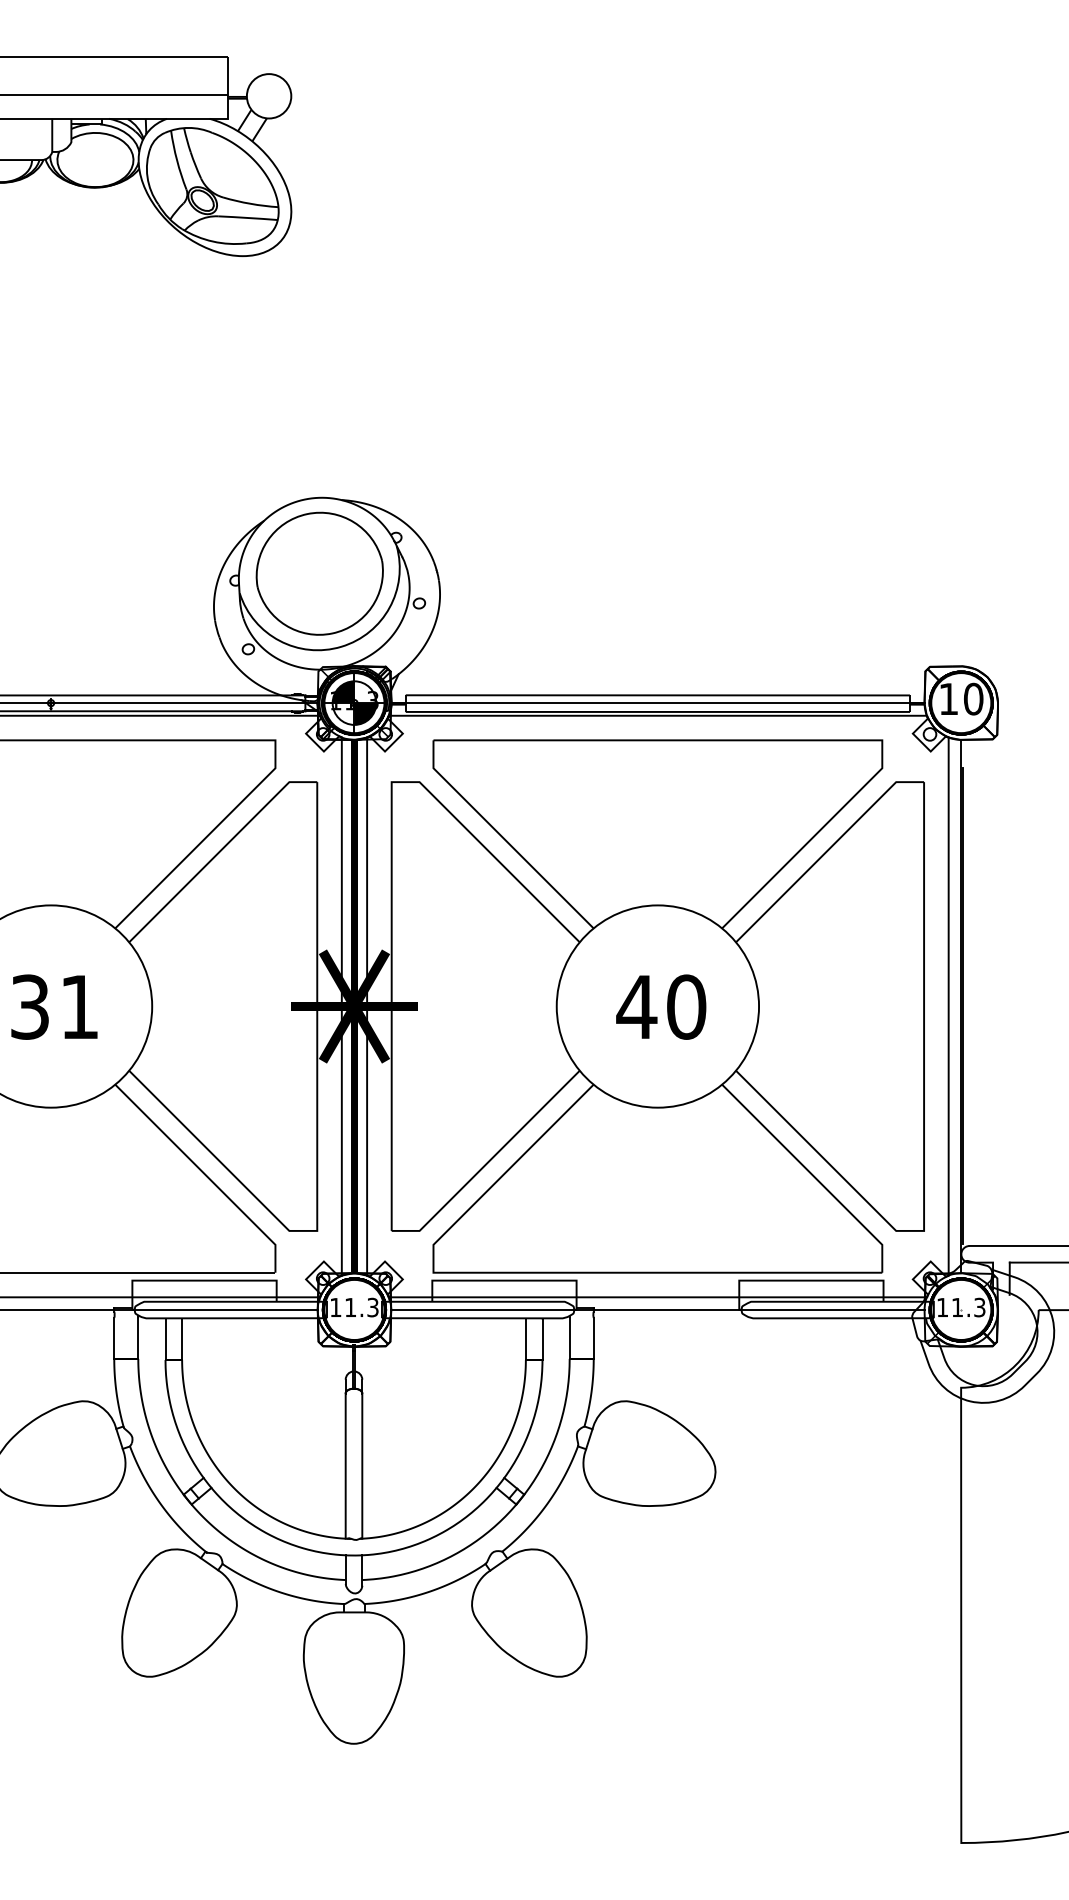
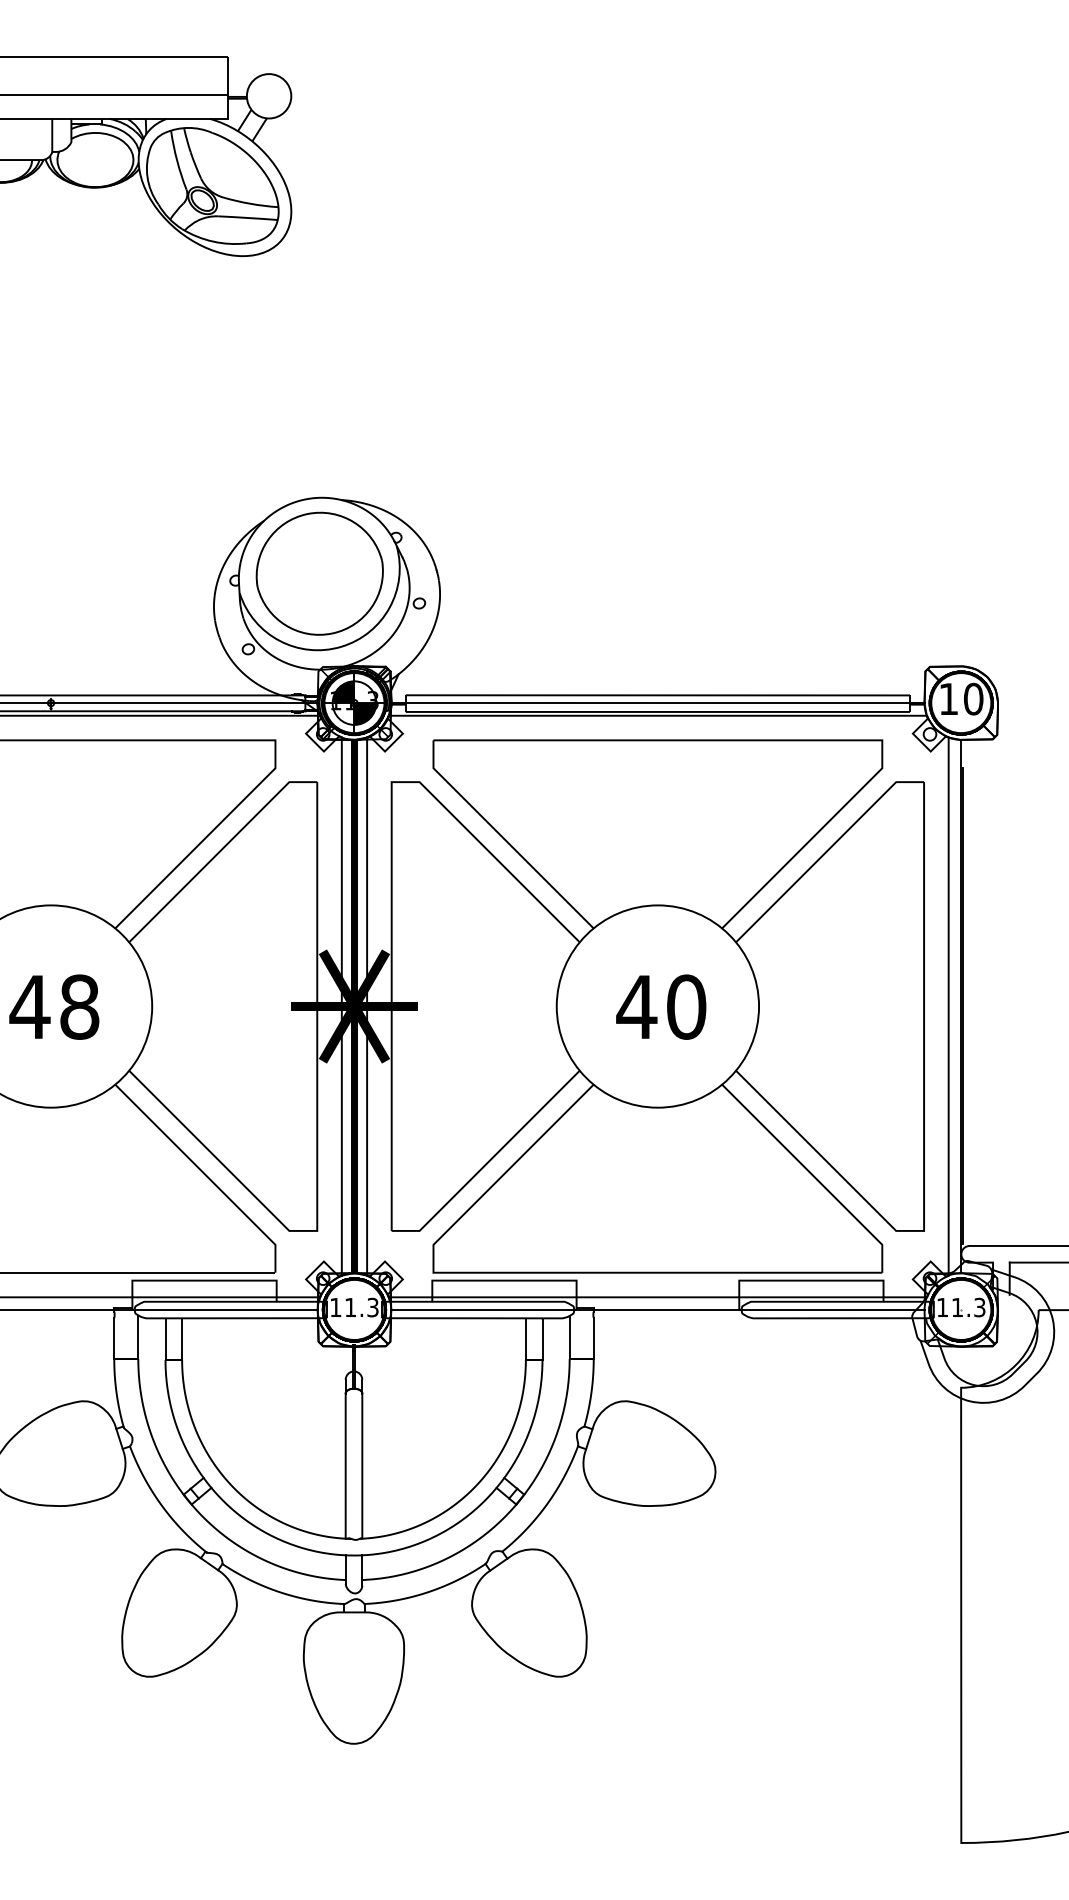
text: 31 -> 48 (54, 1006)
